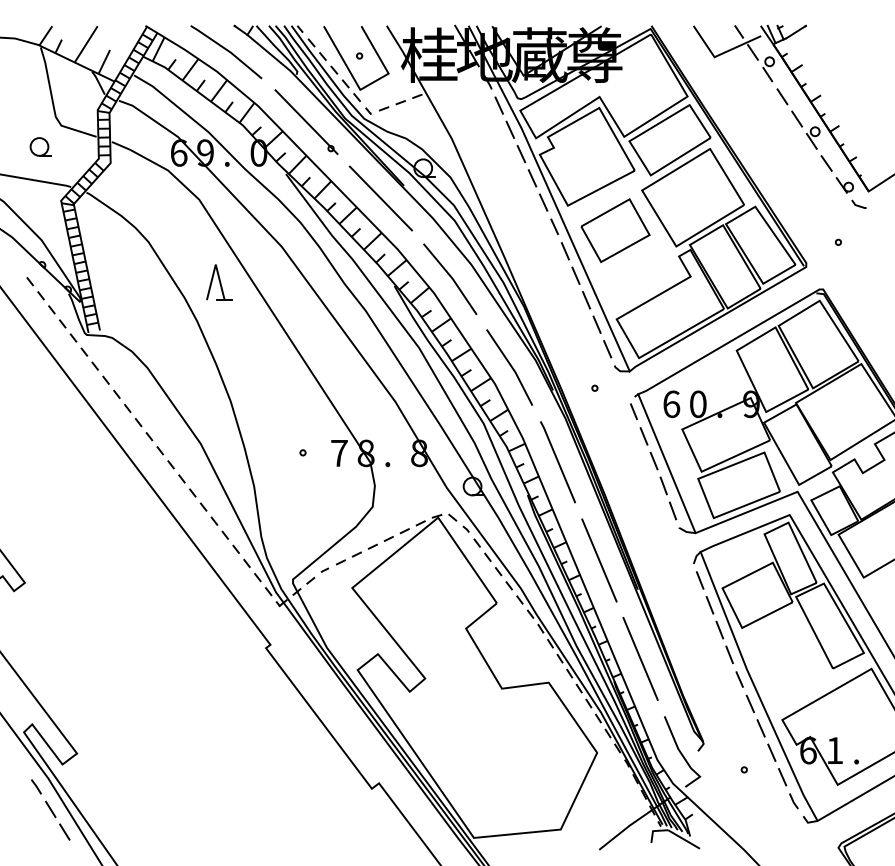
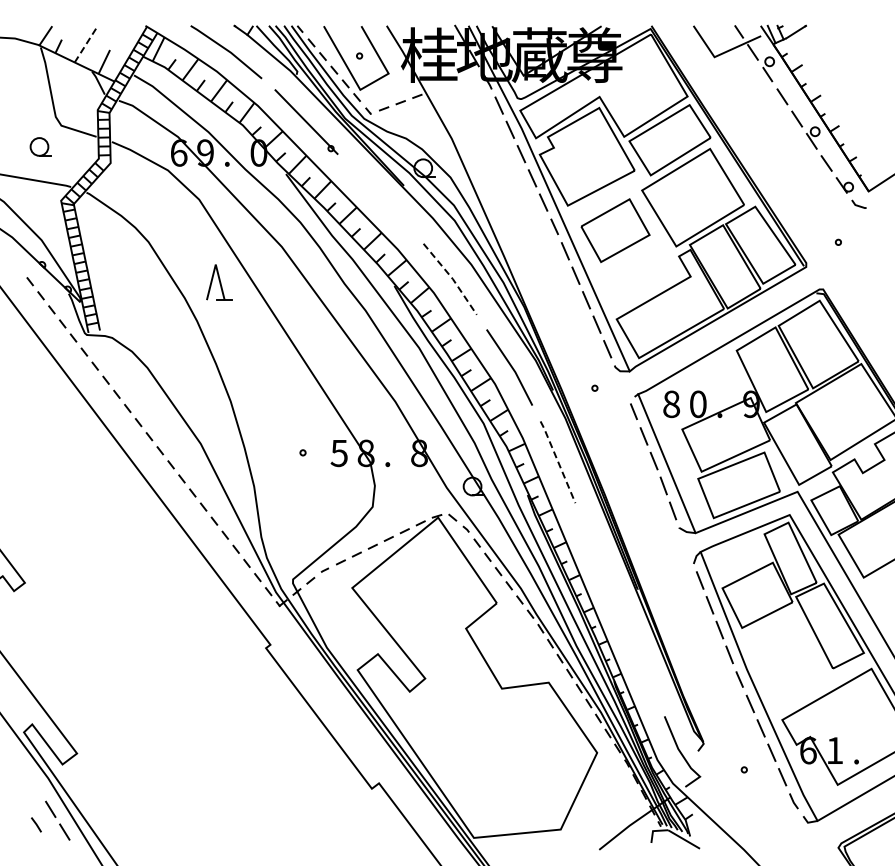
line: solid -> dashed (86, 43)
line: present -> none (380, 198)
line: solid -> dashed (452, 278)
text: 6 -> 8 (671, 403)
text: 7 -> 5 (338, 453)
line: solid -> dashed (558, 462)
line: present -> none (599, 560)
line: present -> none (640, 658)
line position: (36, 786) -> (36, 824) (36, 824)
